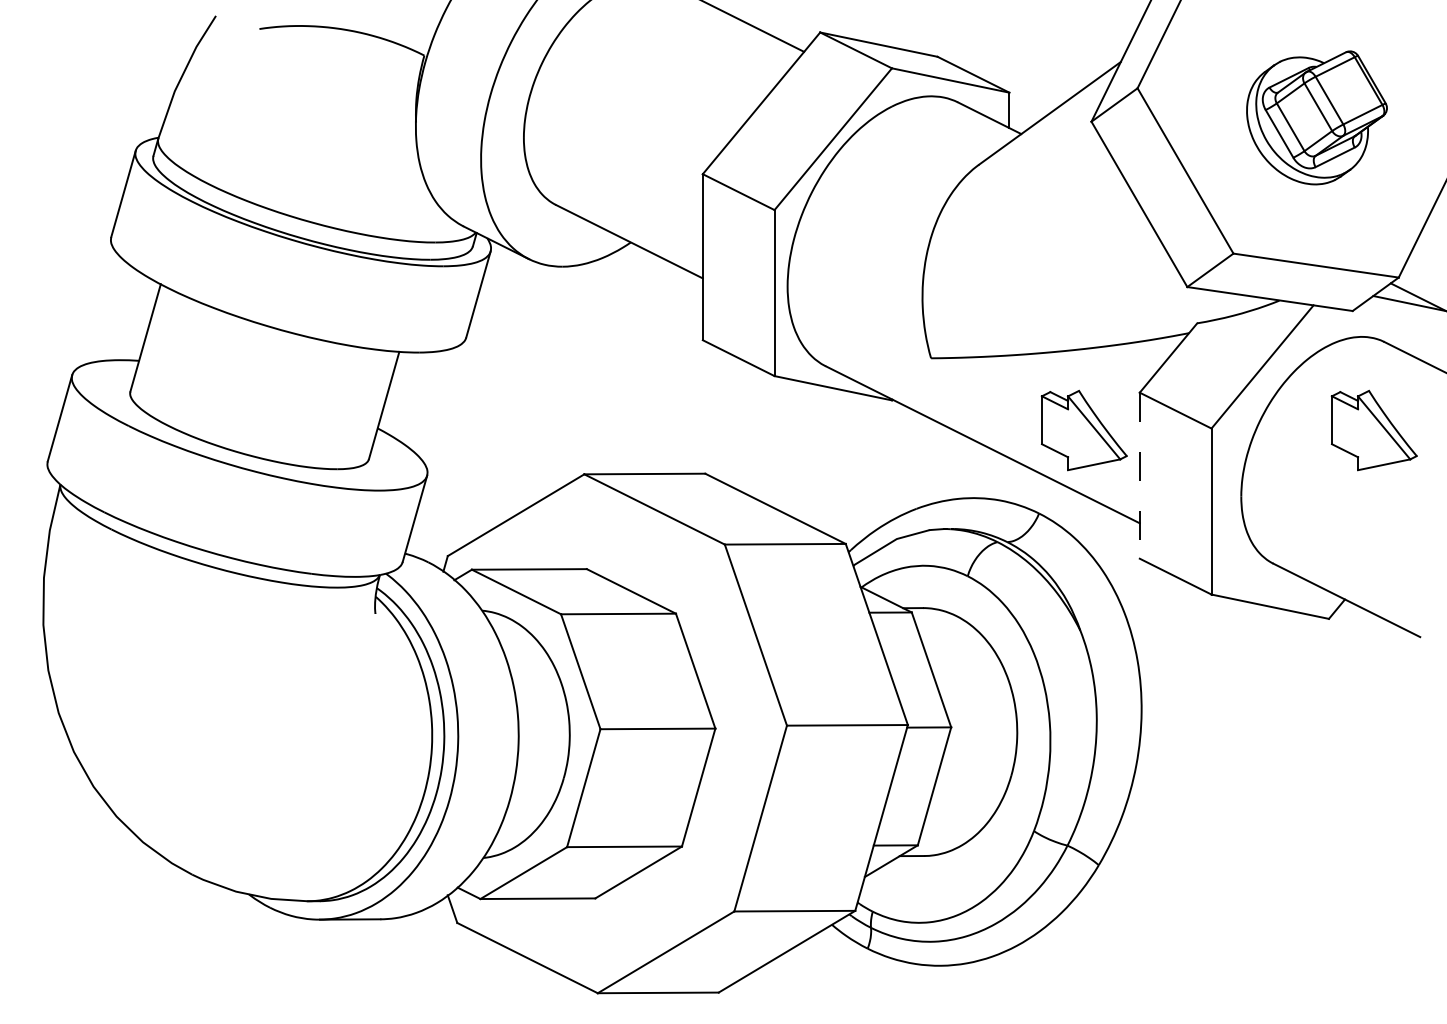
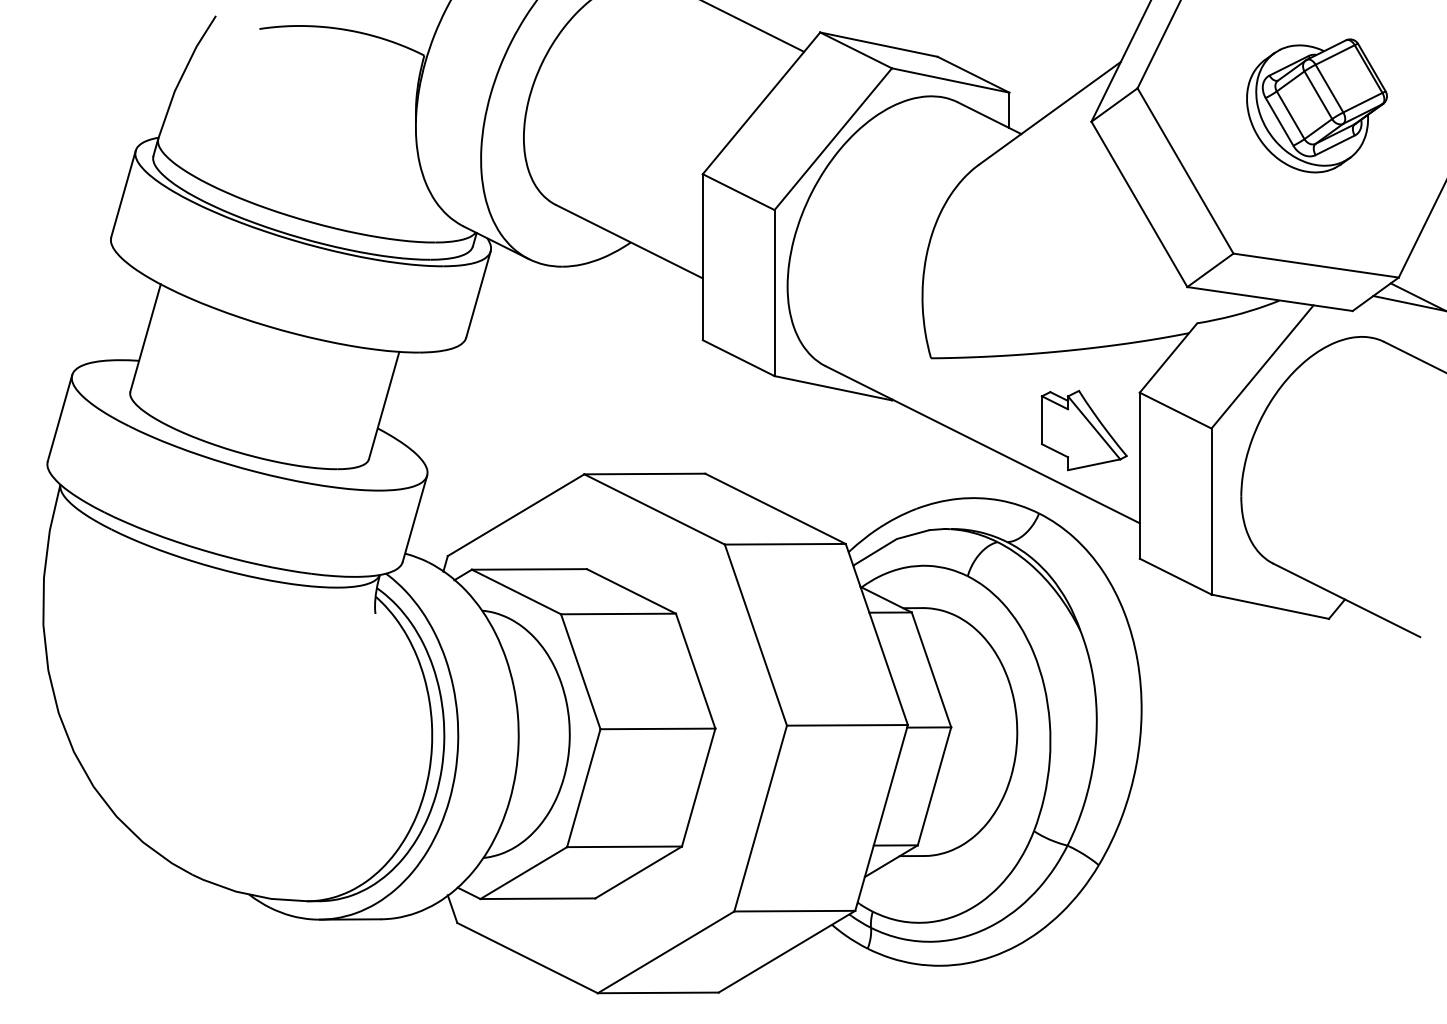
part position: (1316, 117) -> (1316, 105) (1316, 105)
part: present -> none (1373, 430)
line: dashed -> solid (1139, 476)
